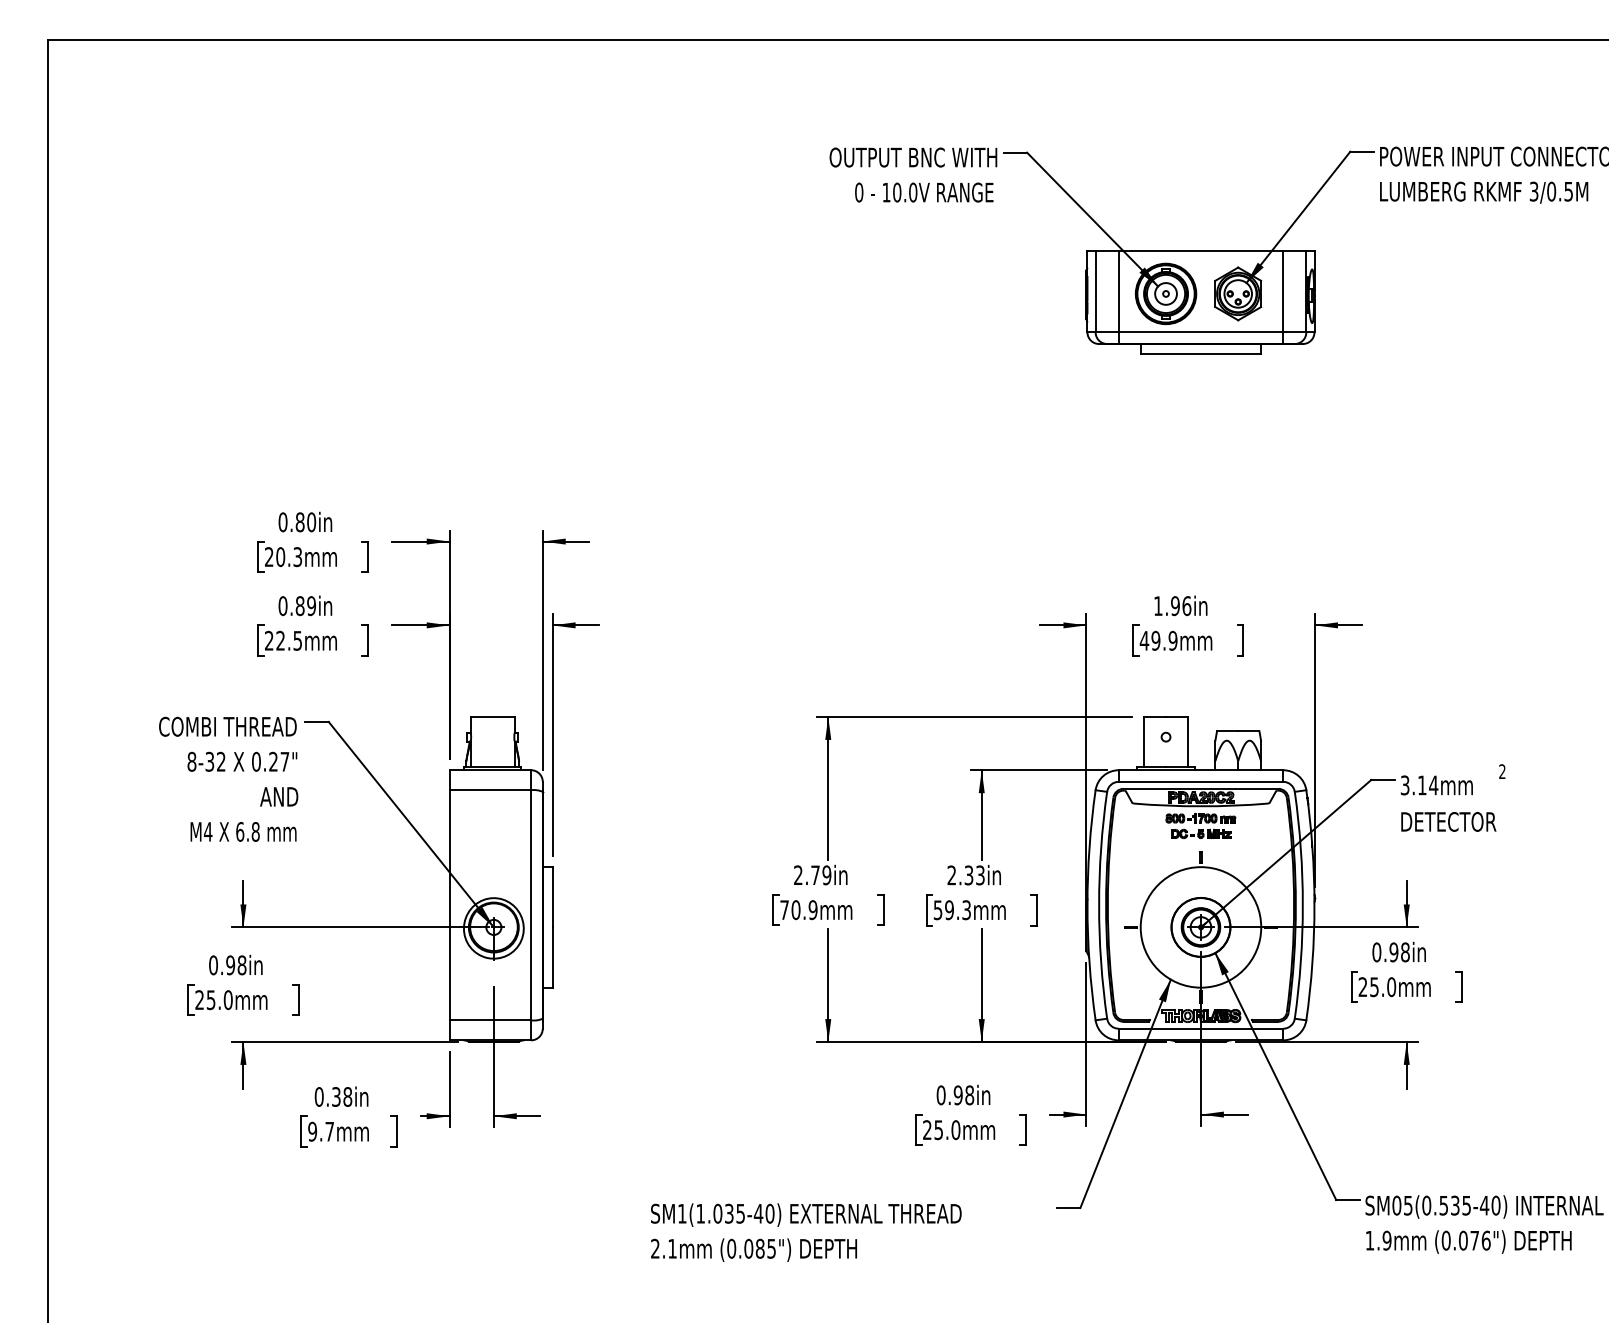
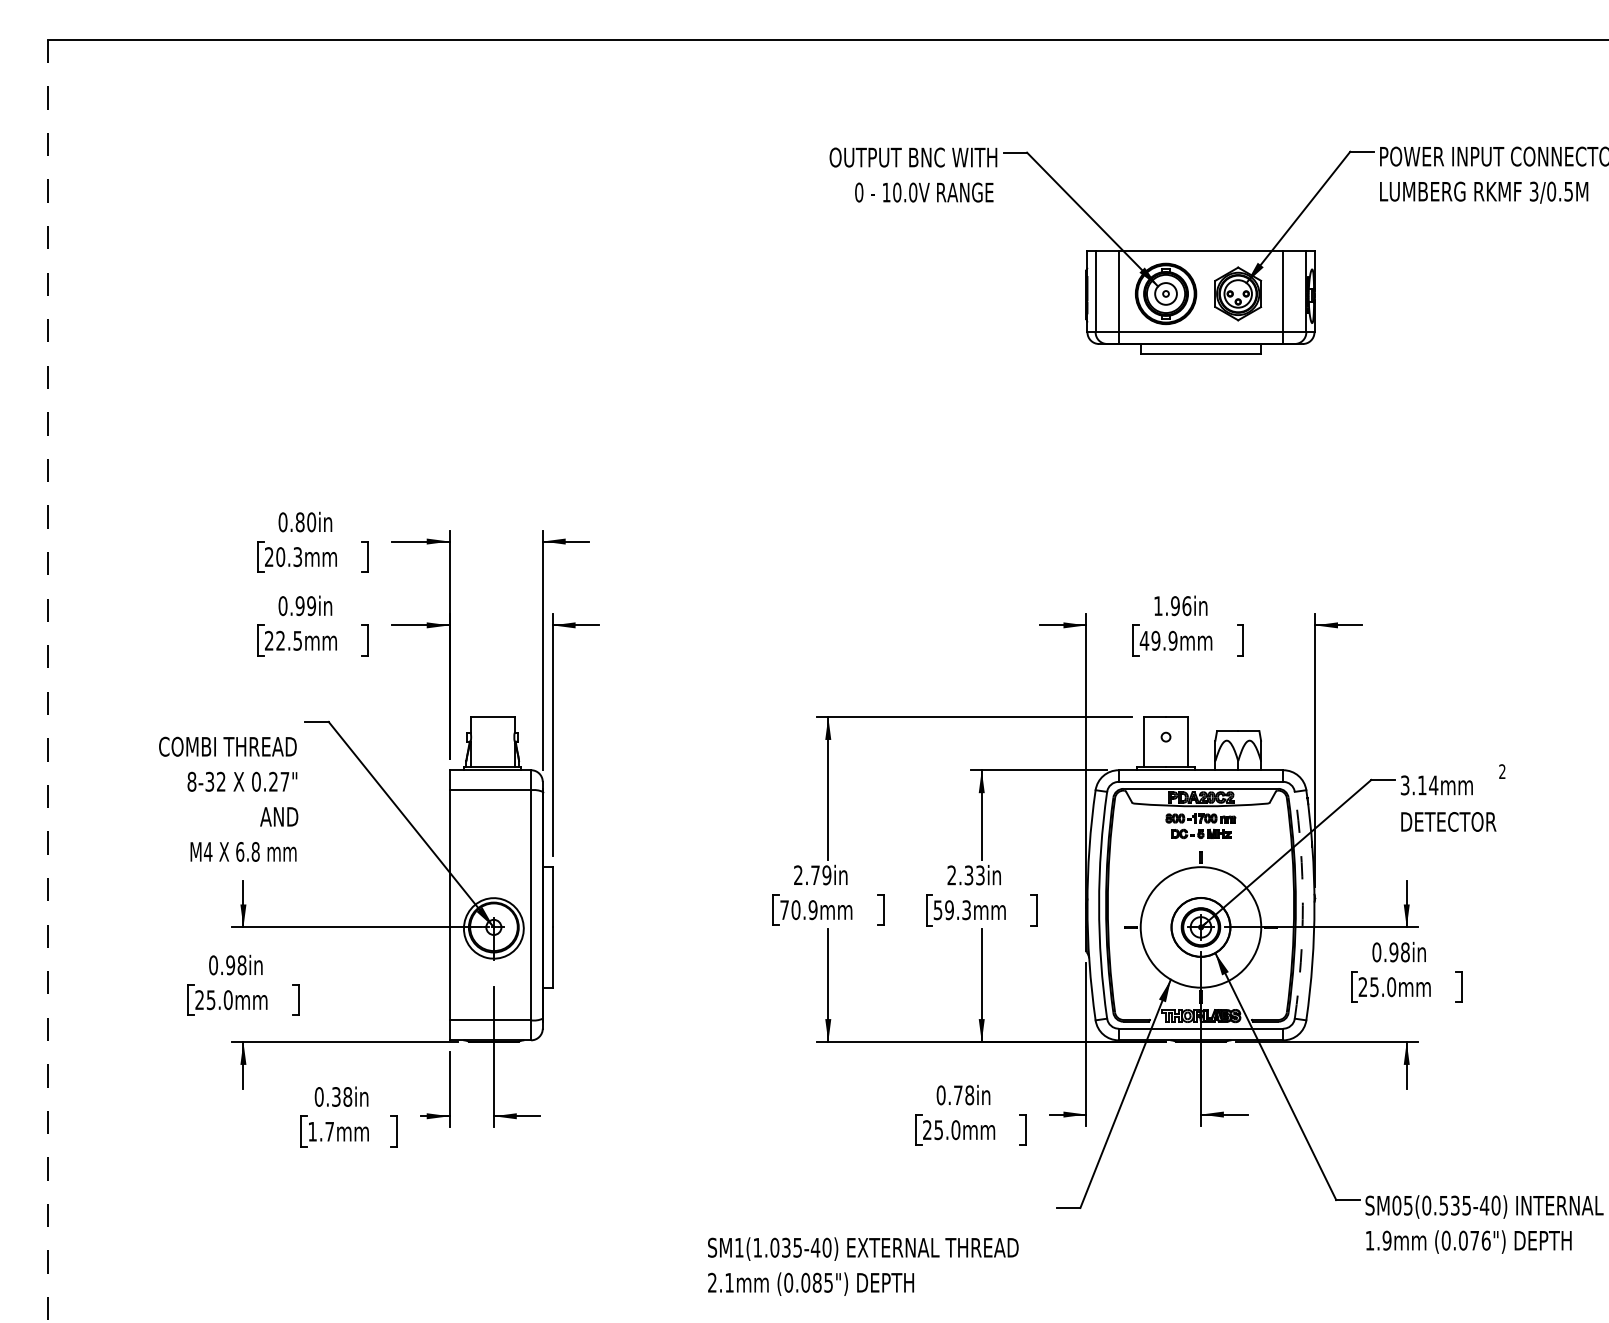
text: 0.89in -> 0.99in (299, 606)
line: solid -> dashed (48, 681)
text position: (228, 778) -> (228, 798) (228, 798)
arc: solid -> dashed (1302, 905)
text: 0.98in -> 0.78in (957, 1095)
text: 9.7mm -> 1.7mm (312, 1131)
text position: (806, 1232) -> (863, 1266) (863, 1266)
